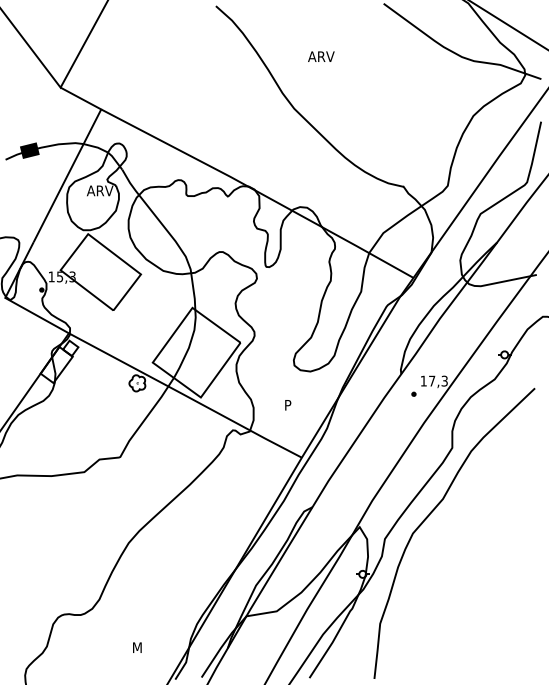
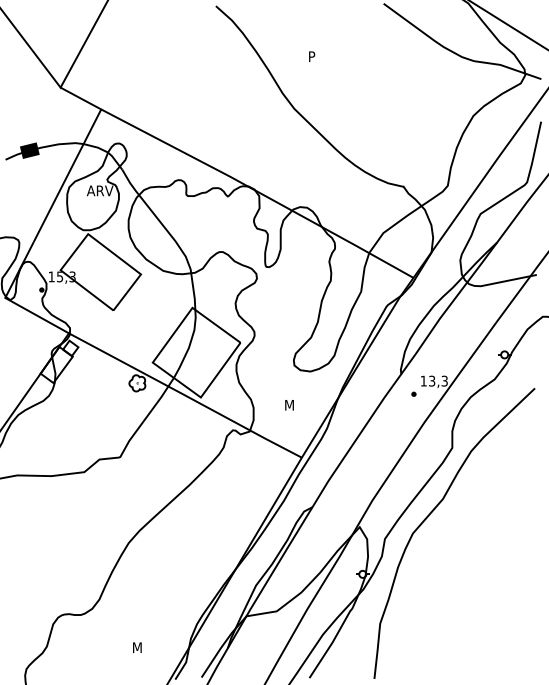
text: ARV -> P (321, 56)
text: 17,3 -> 13,3 (432, 380)
text: P -> M (289, 405)
